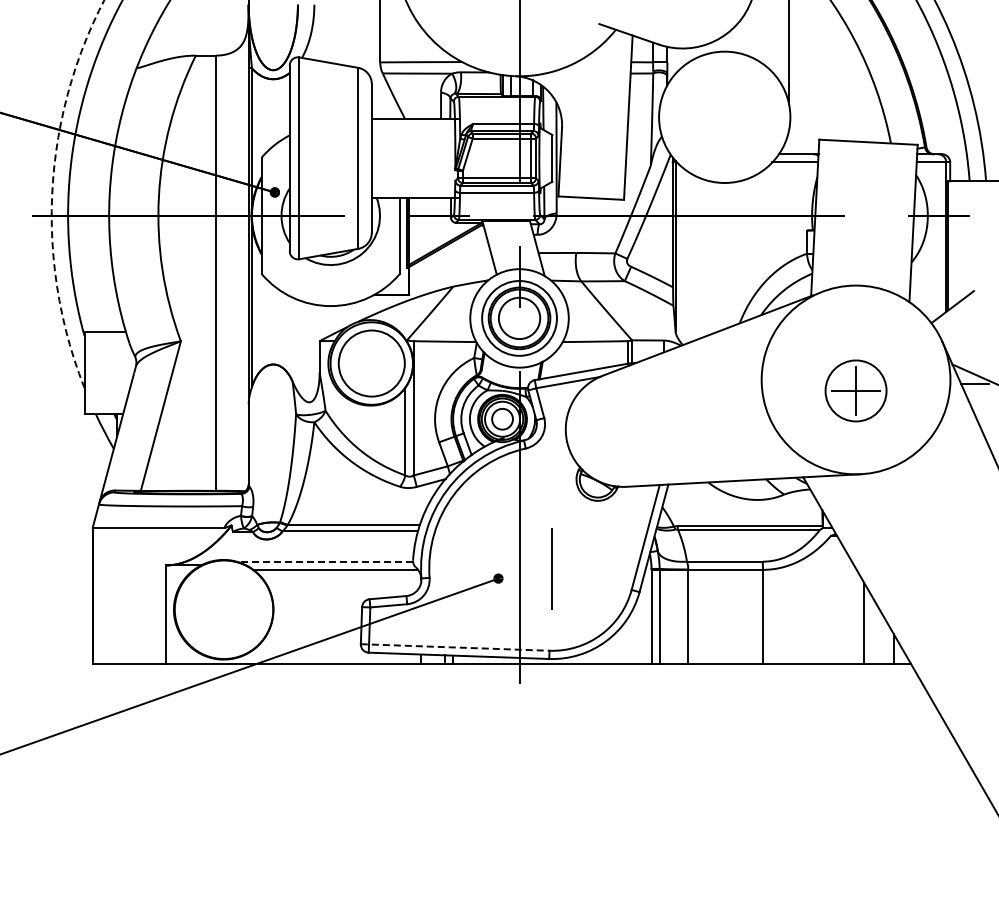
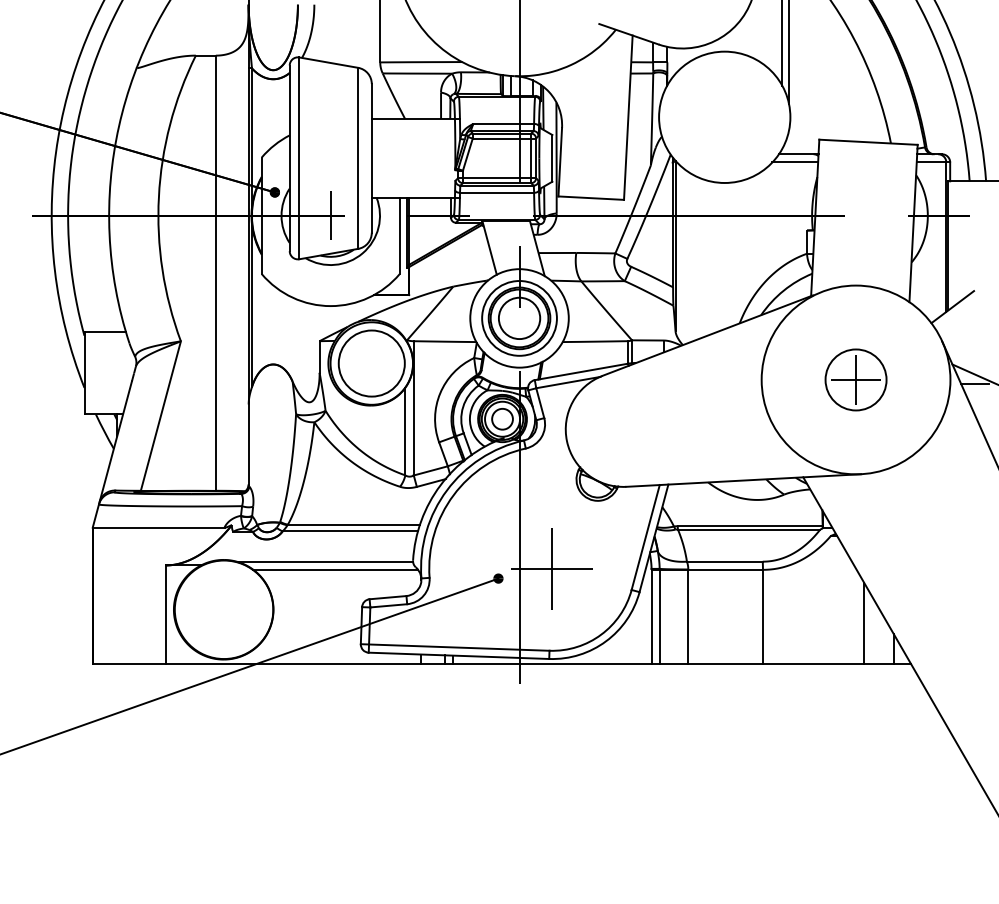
line: none -> present (782, 43)
arc: dashed -> solid (52, 193)
line: none -> present (330, 215)
part position: (855, 390) -> (855, 379) (855, 379)
line: dashed -> solid (324, 561)
line: none -> present (552, 568)
line: dashed -> solid (455, 647)
